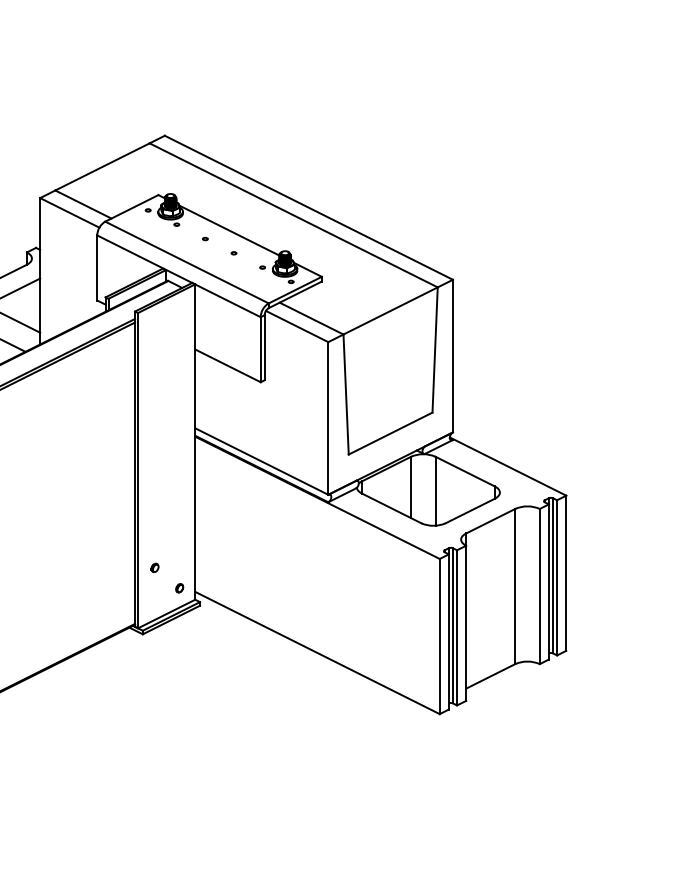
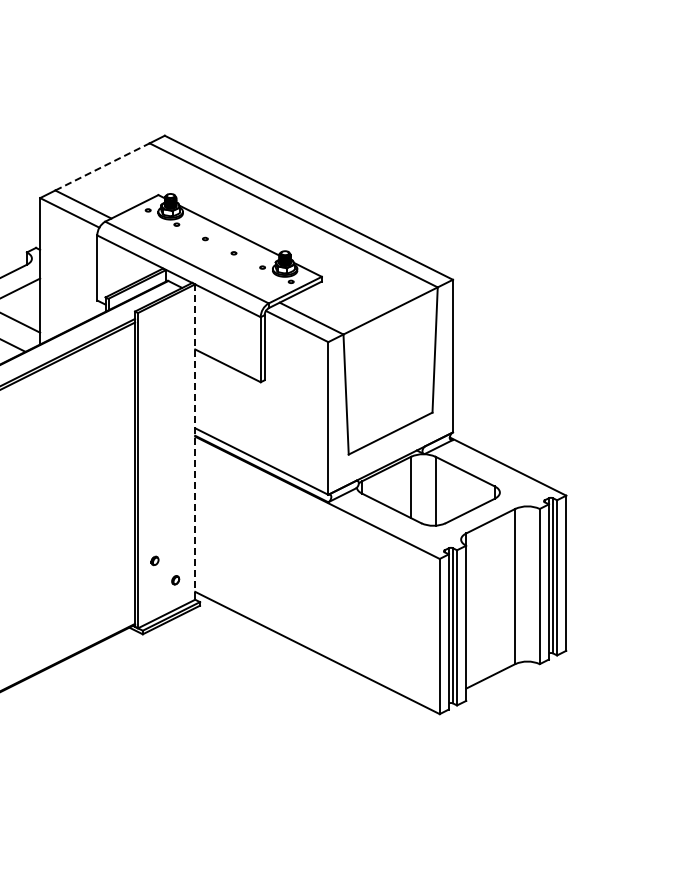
line: solid -> dashed (102, 166)
line: solid -> dashed (195, 442)
part position: (154, 567) -> (154, 560) (154, 560)
part position: (179, 588) -> (175, 580) (175, 580)
